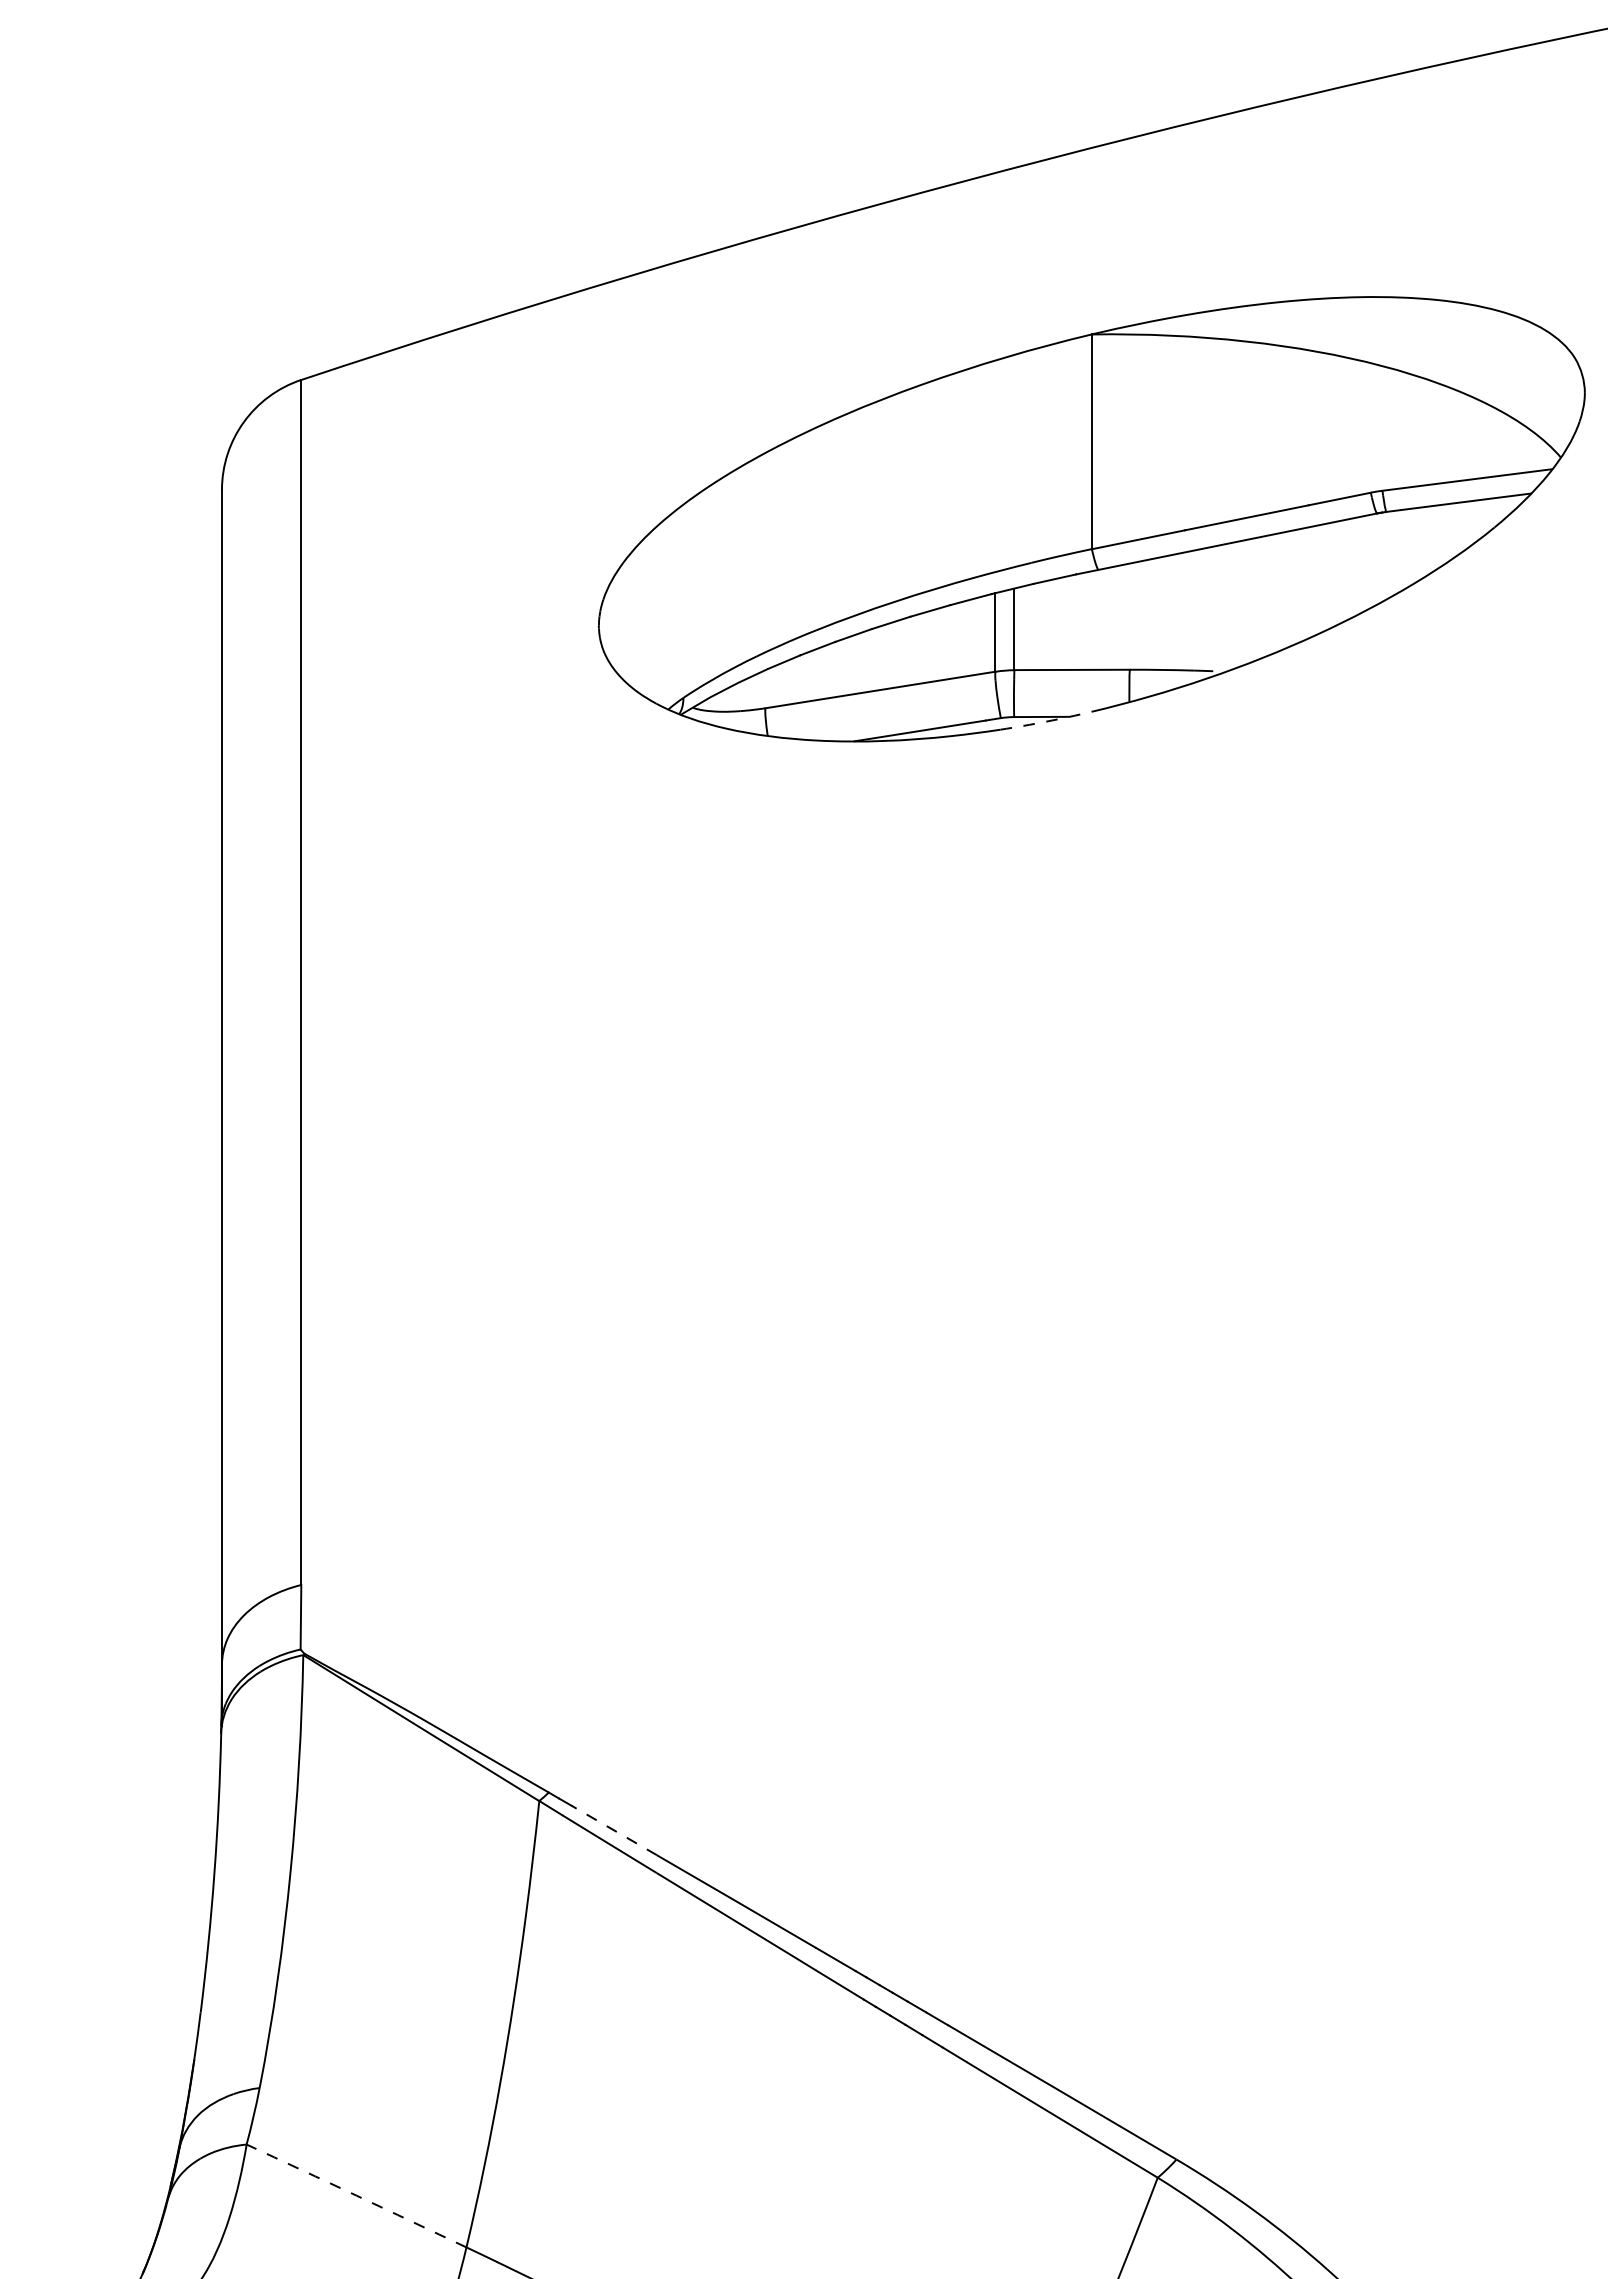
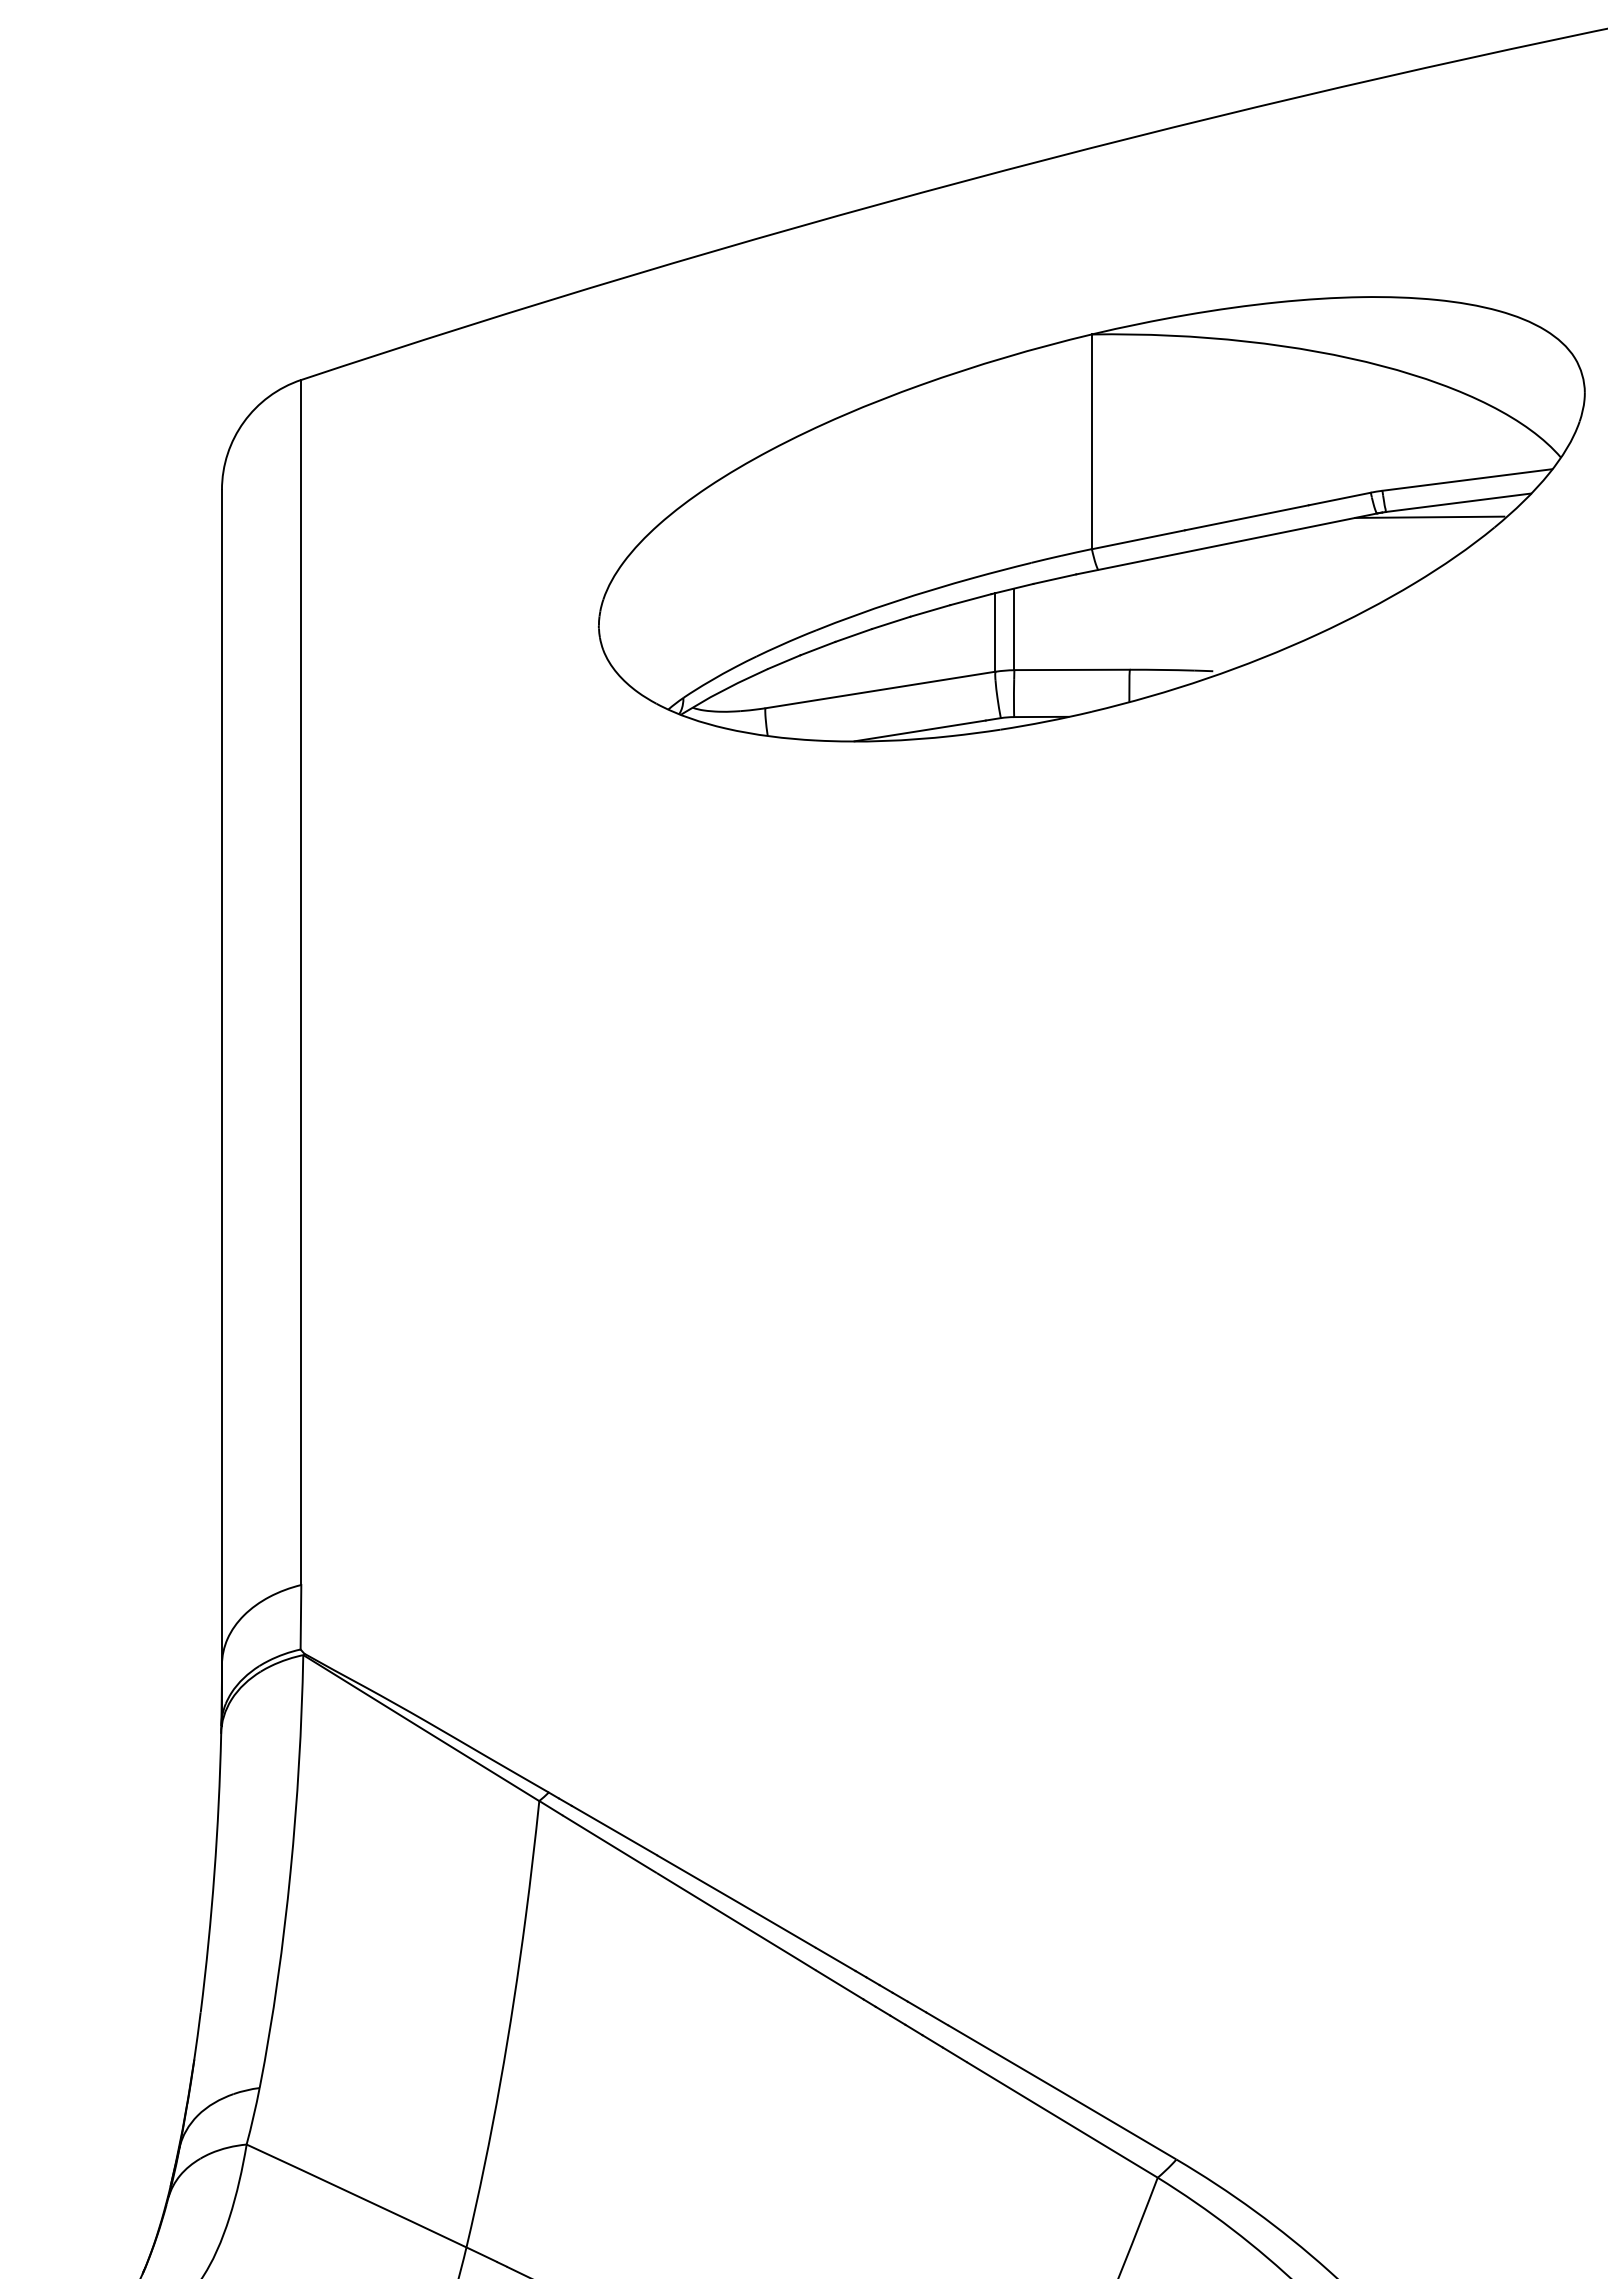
line: none -> present (1429, 516)
arc: dashed -> solid (1046, 721)
line: dashed -> solid (613, 1830)
arc: dashed -> solid (356, 2195)
